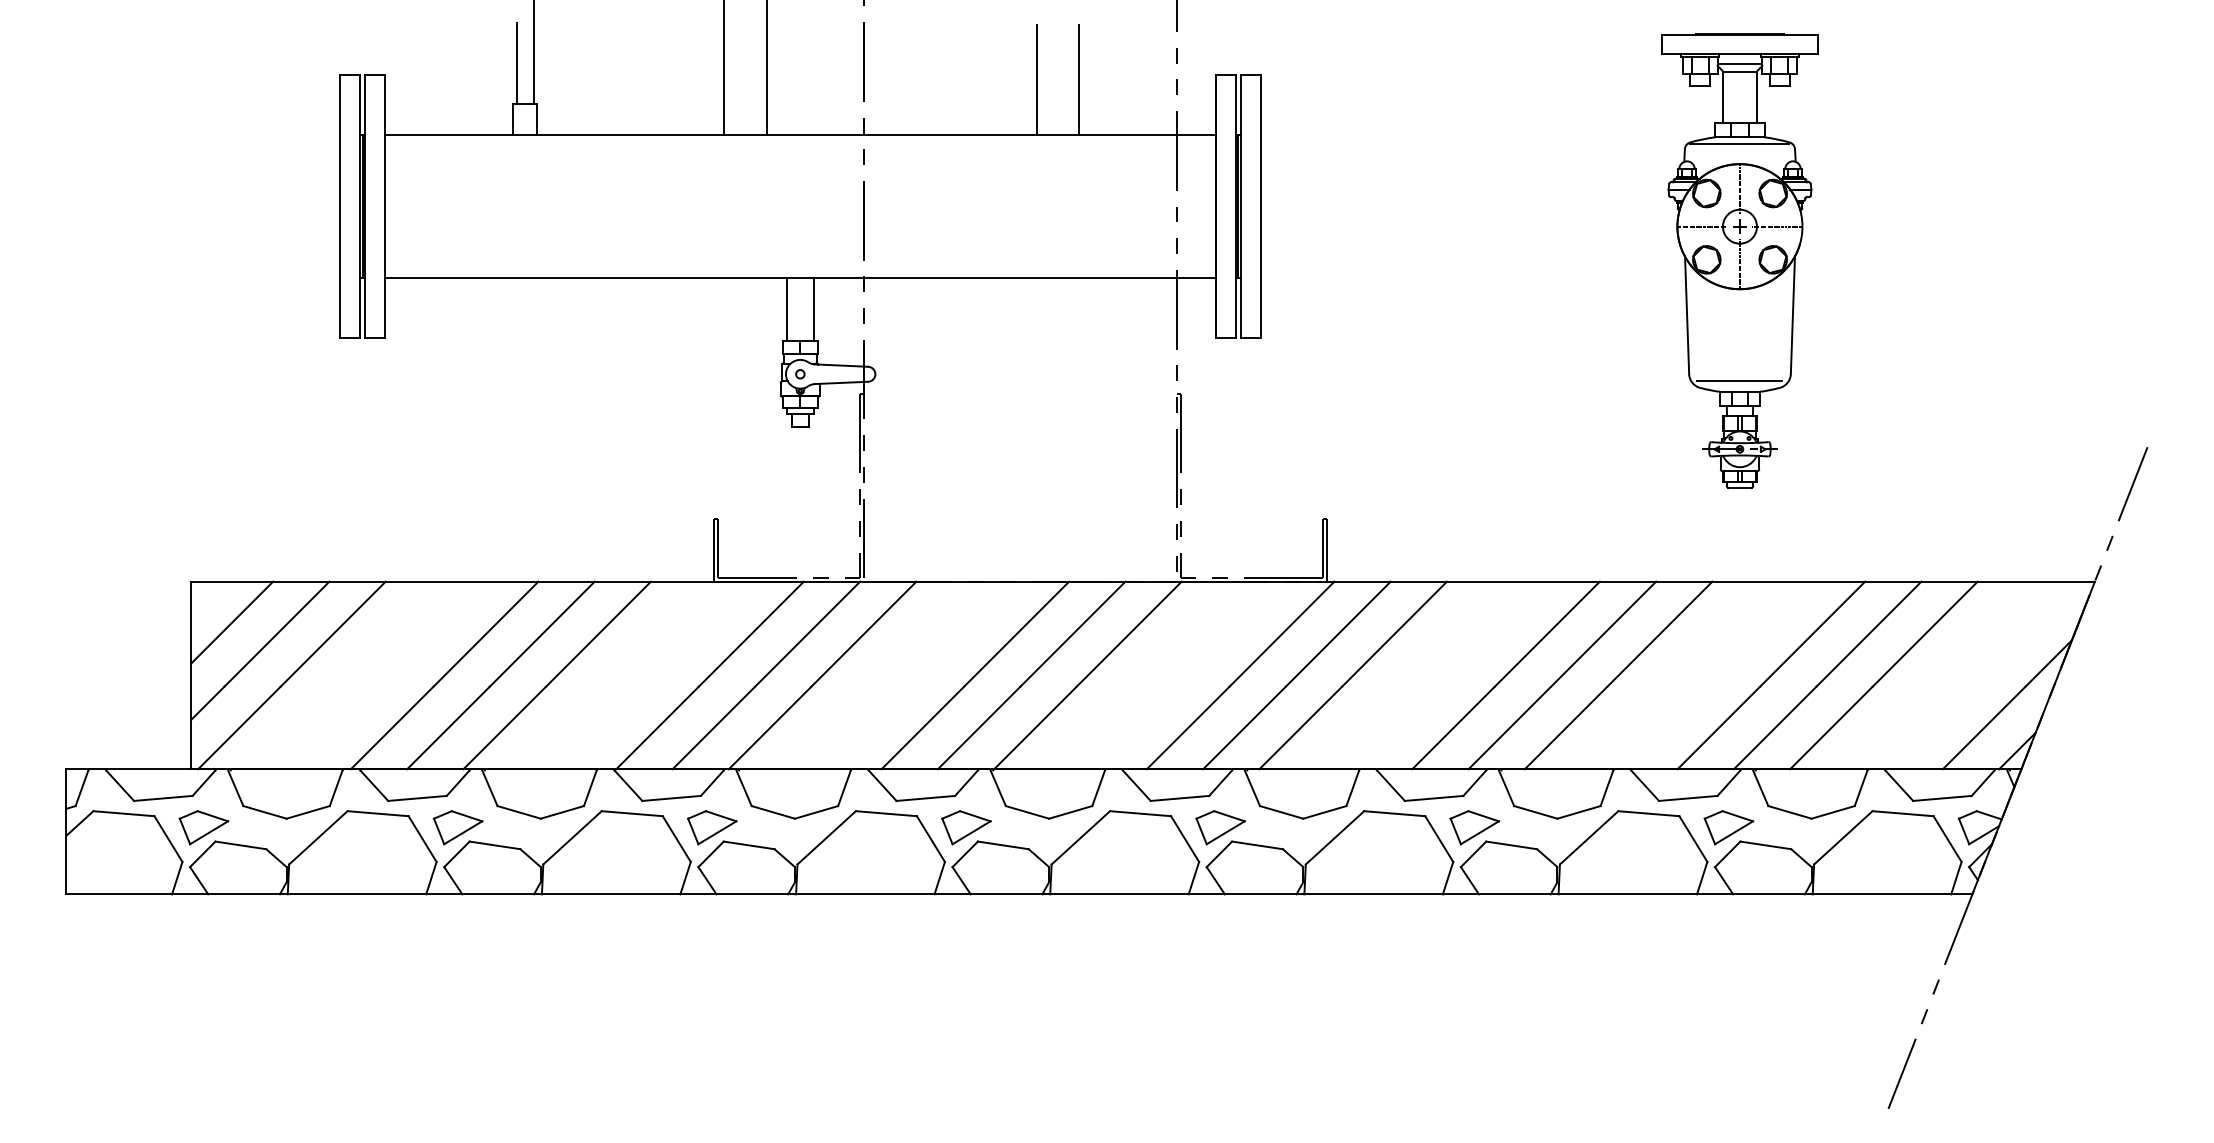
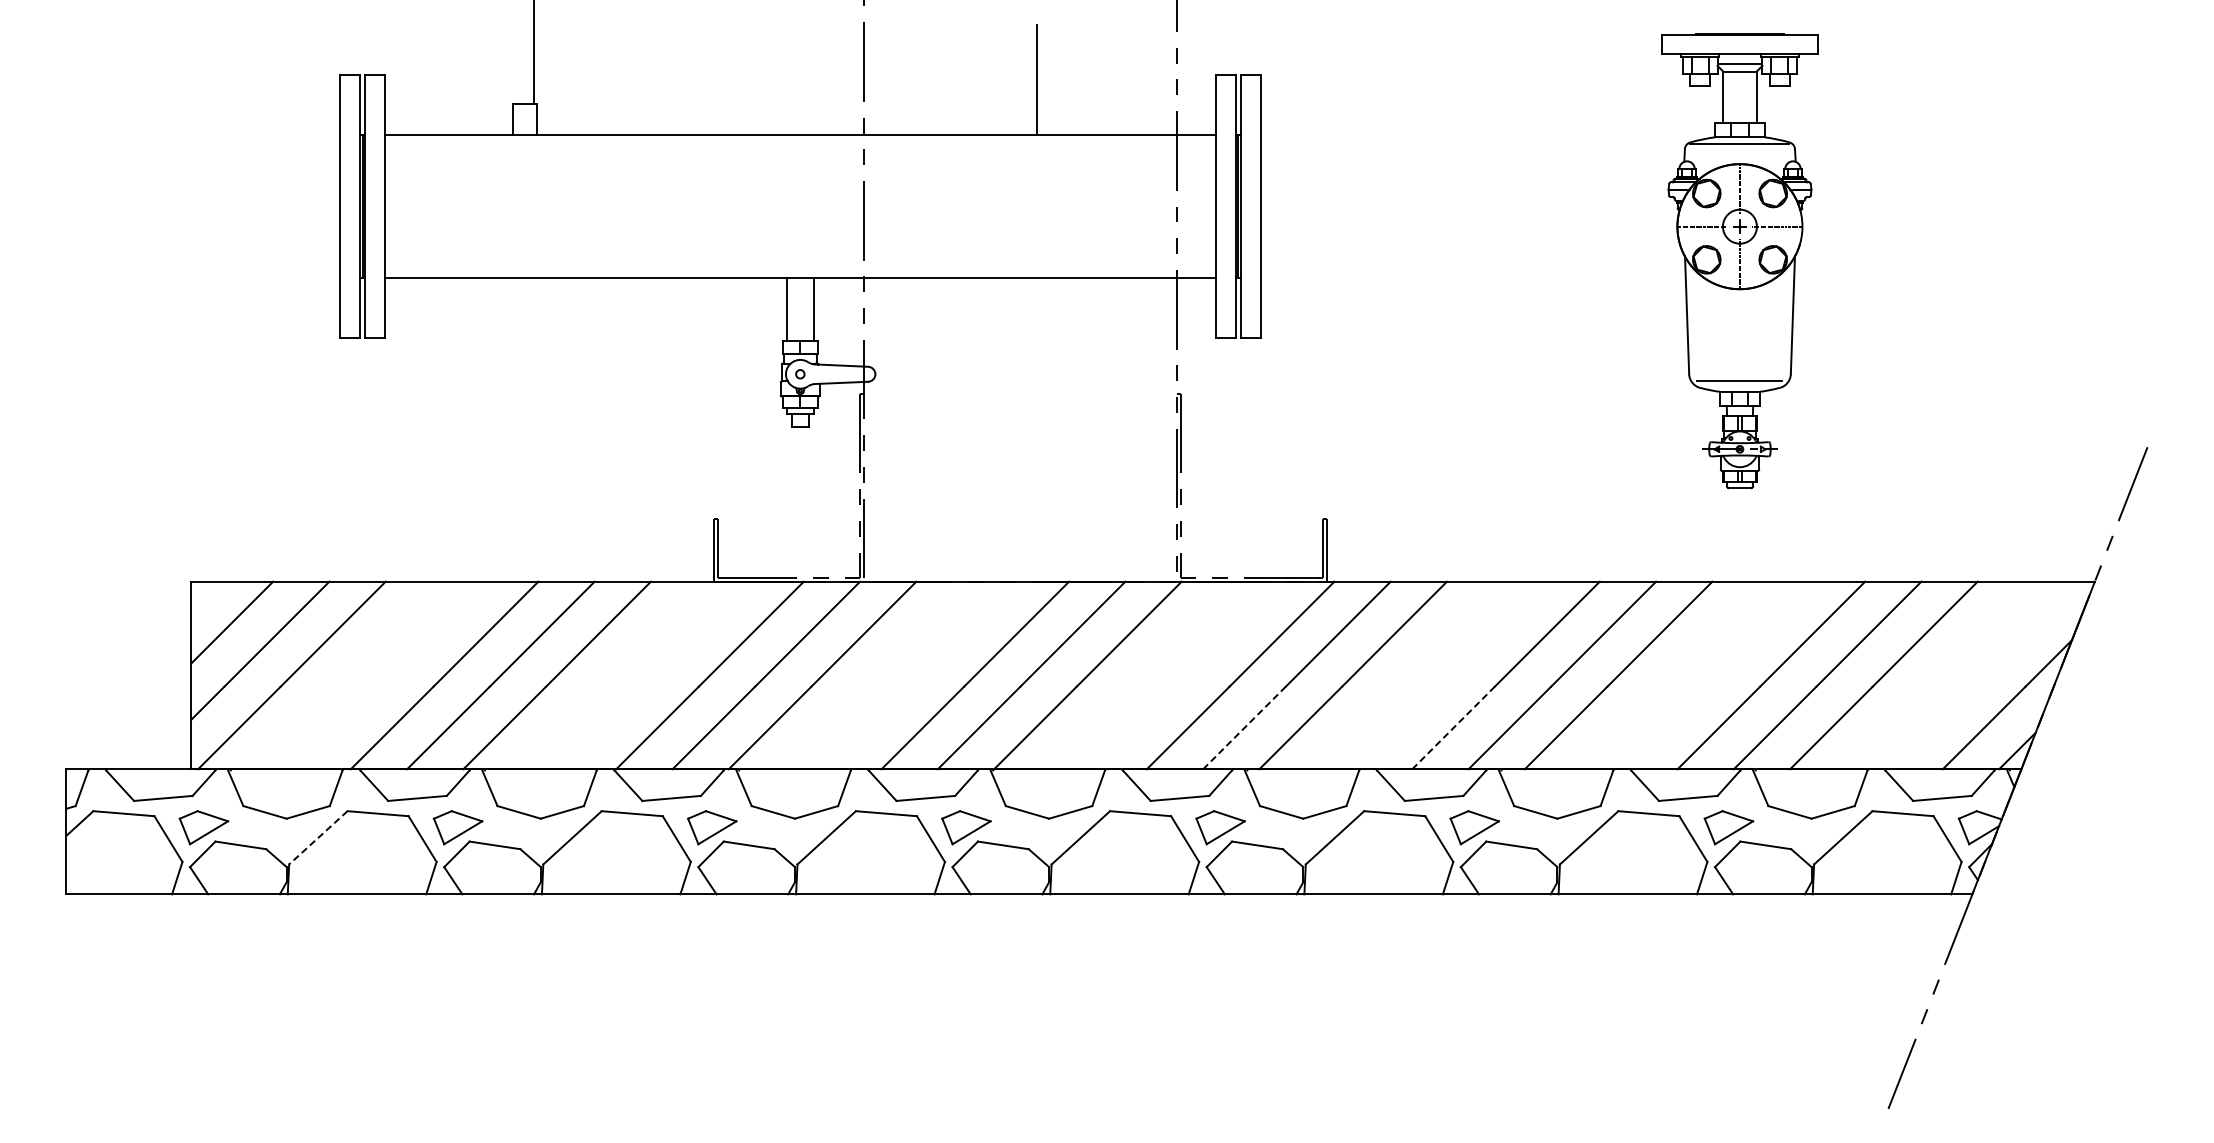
line: present -> none (516, 63)
line: present -> none (724, 68)
line: present -> none (766, 68)
line: present -> none (1079, 79)
line: solid -> dashed (1244, 727)
line: solid -> dashed (1453, 727)
line: solid -> dashed (318, 837)
